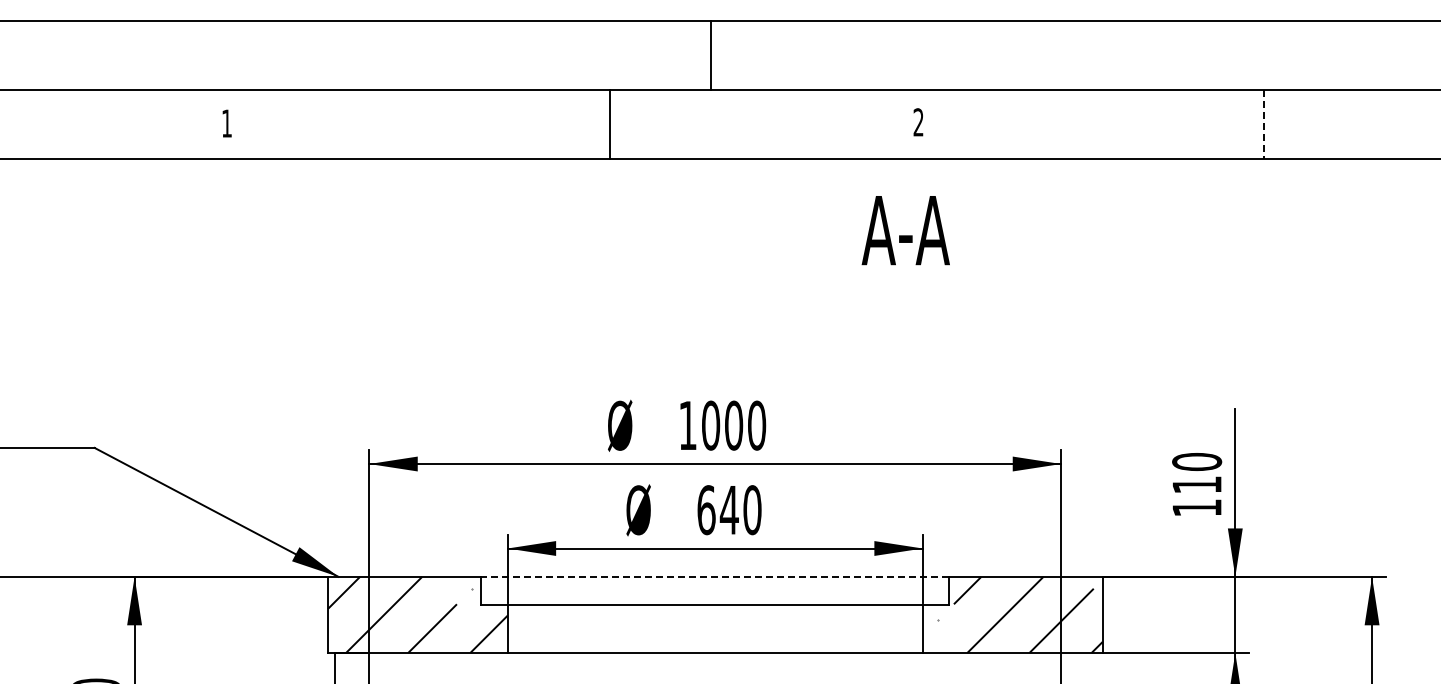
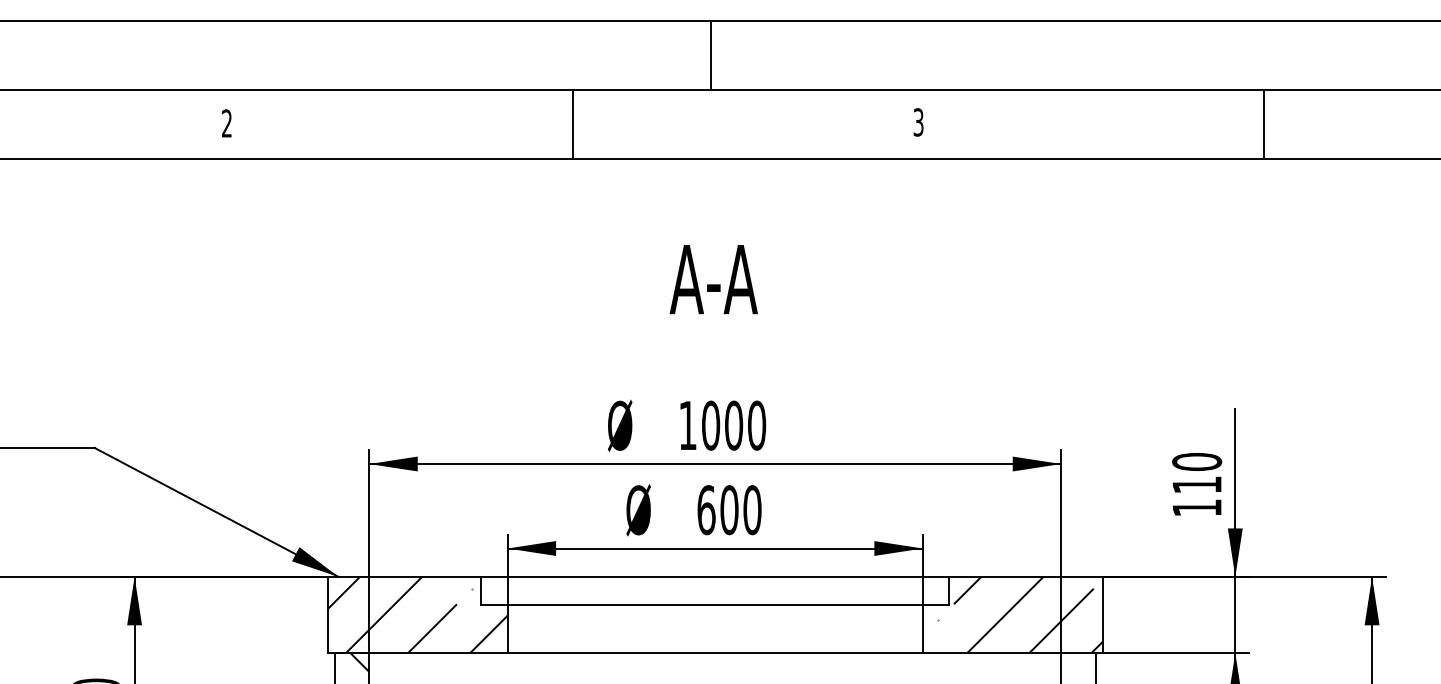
text: 2 -> 3 (918, 122)
text: 1 -> 2 (226, 123)
line position: (609, 123) -> (572, 123) (572, 123)
line: dashed -> solid (1264, 124)
text position: (905, 230) -> (713, 279) (713, 279)
text: 640 -> 600 (728, 510)
line: dashed -> solid (715, 576)
hatch: none -> present (359, 661)
line: none -> present (1095, 666)
